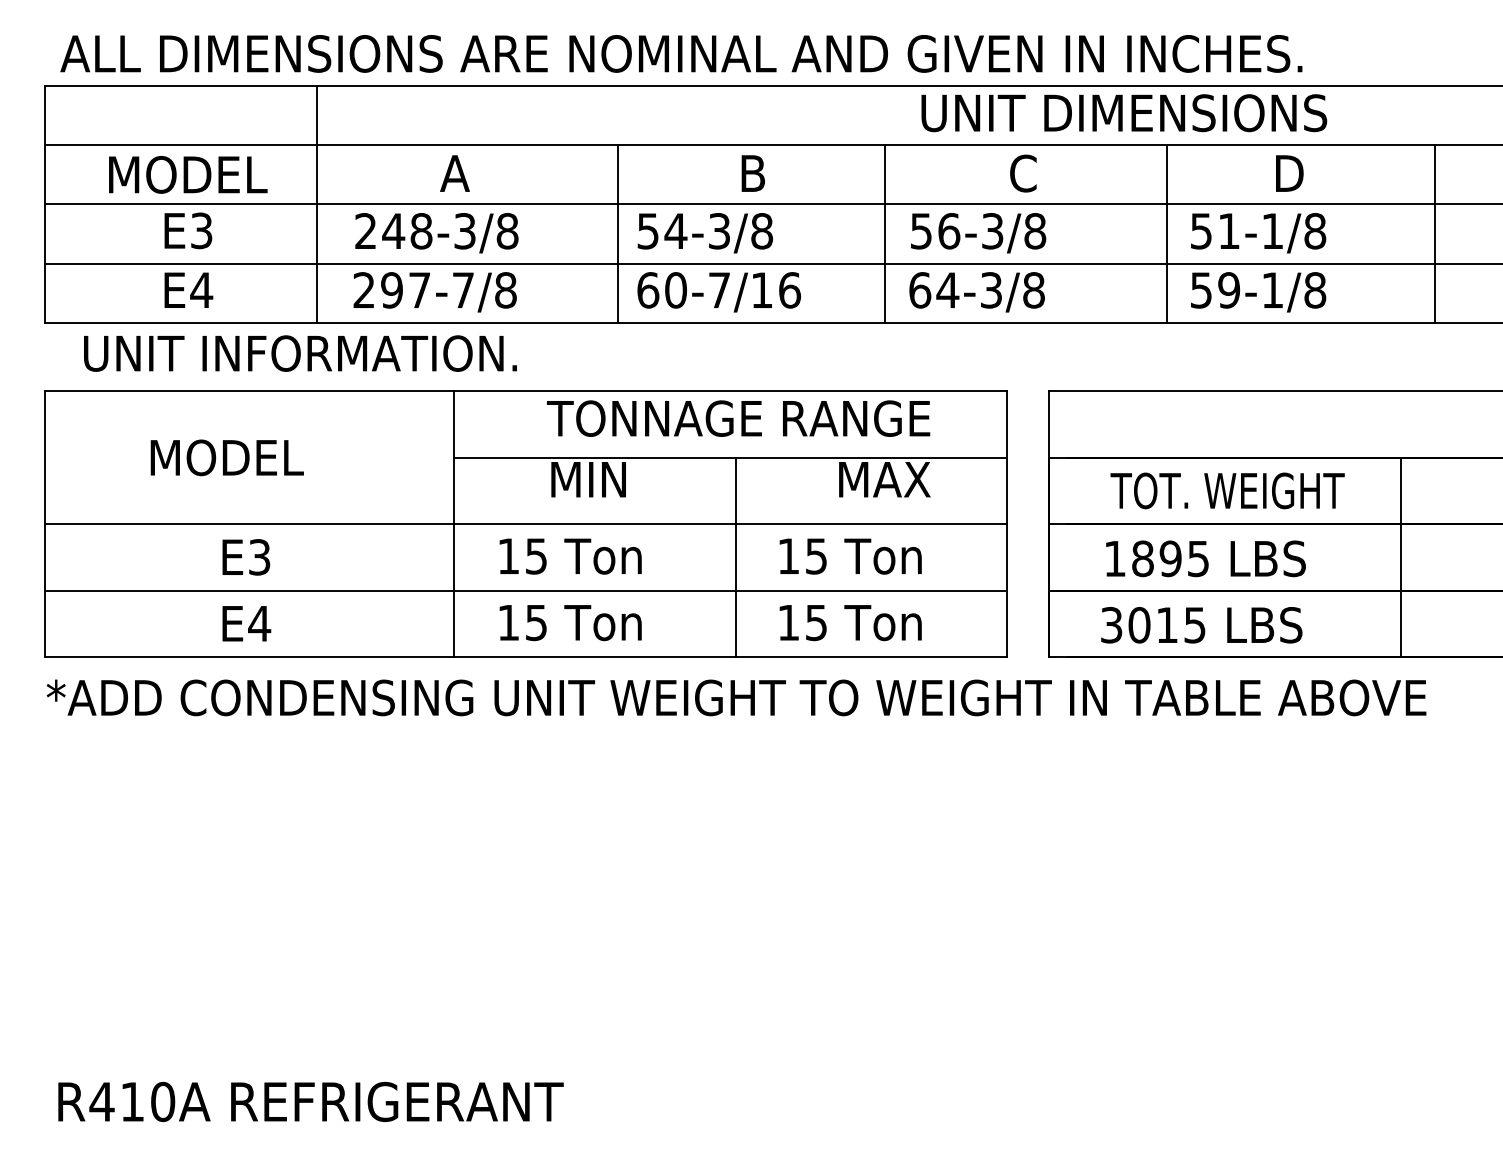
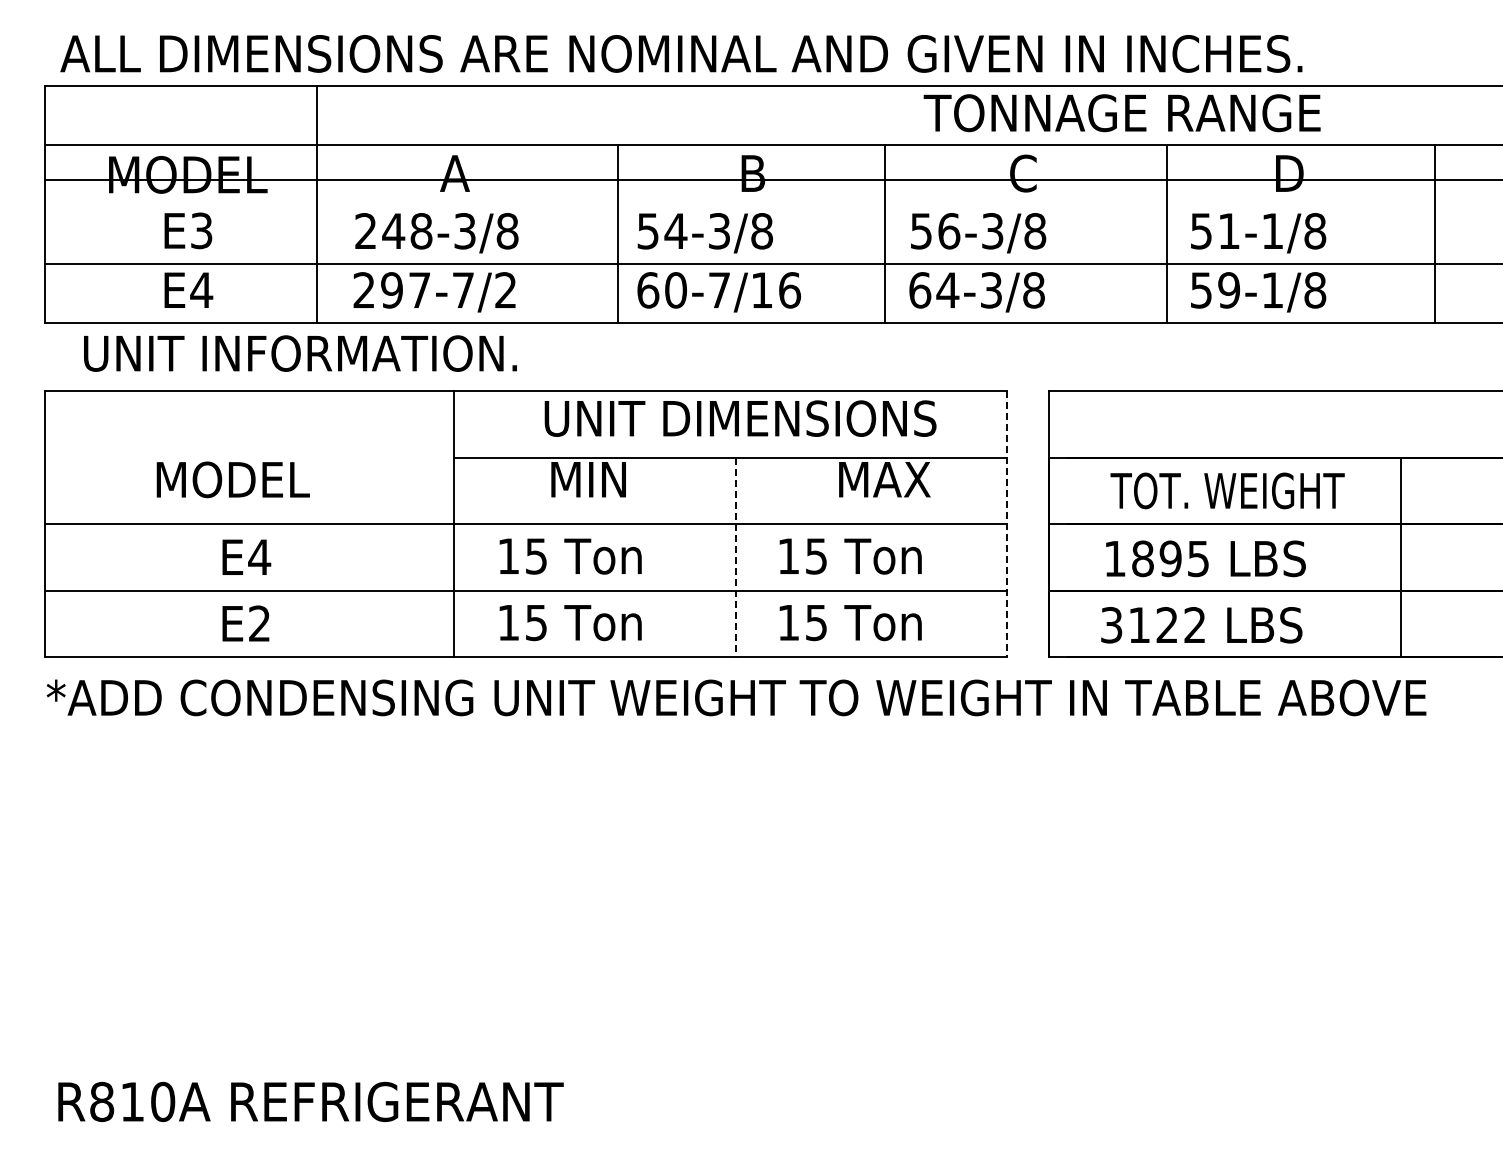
text: UNIT DIMENSIONS -> TONNAGE RANGE (1124, 113)
line position: (772, 204) -> (772, 180) (772, 180)
text: 297-7/8 -> 297-7/2 (505, 290)
text: TONNAGE RANGE -> UNIT DIMENSIONS (740, 418)
text position: (226, 457) -> (232, 479) (232, 479)
line: solid -> dashed (1007, 524)
text: E3 -> E4 (259, 557)
line: solid -> dashed (735, 557)
text: E4 -> E2 (259, 623)
text: 3015 -> 3122 (1166, 625)
text: R410A -> R810A (101, 1101)
